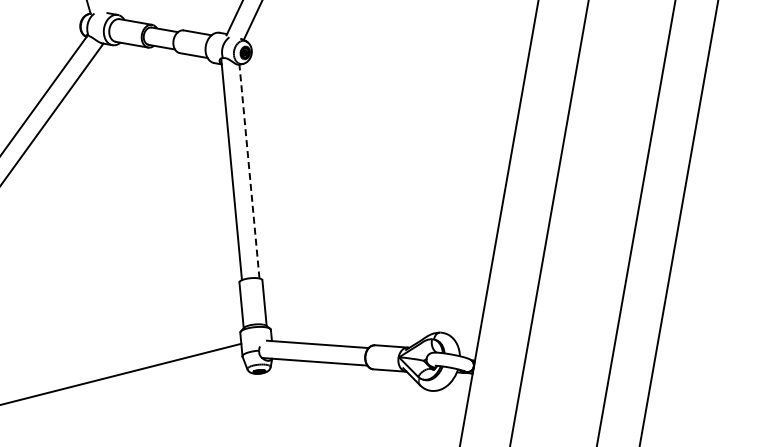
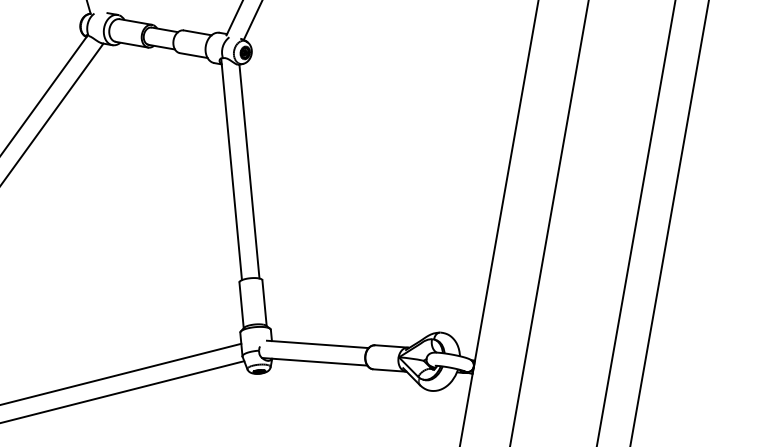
line: dashed -> solid (249, 171)
line position: (678, 222) -> (669, 222) (669, 222)
line: none -> present (123, 391)
